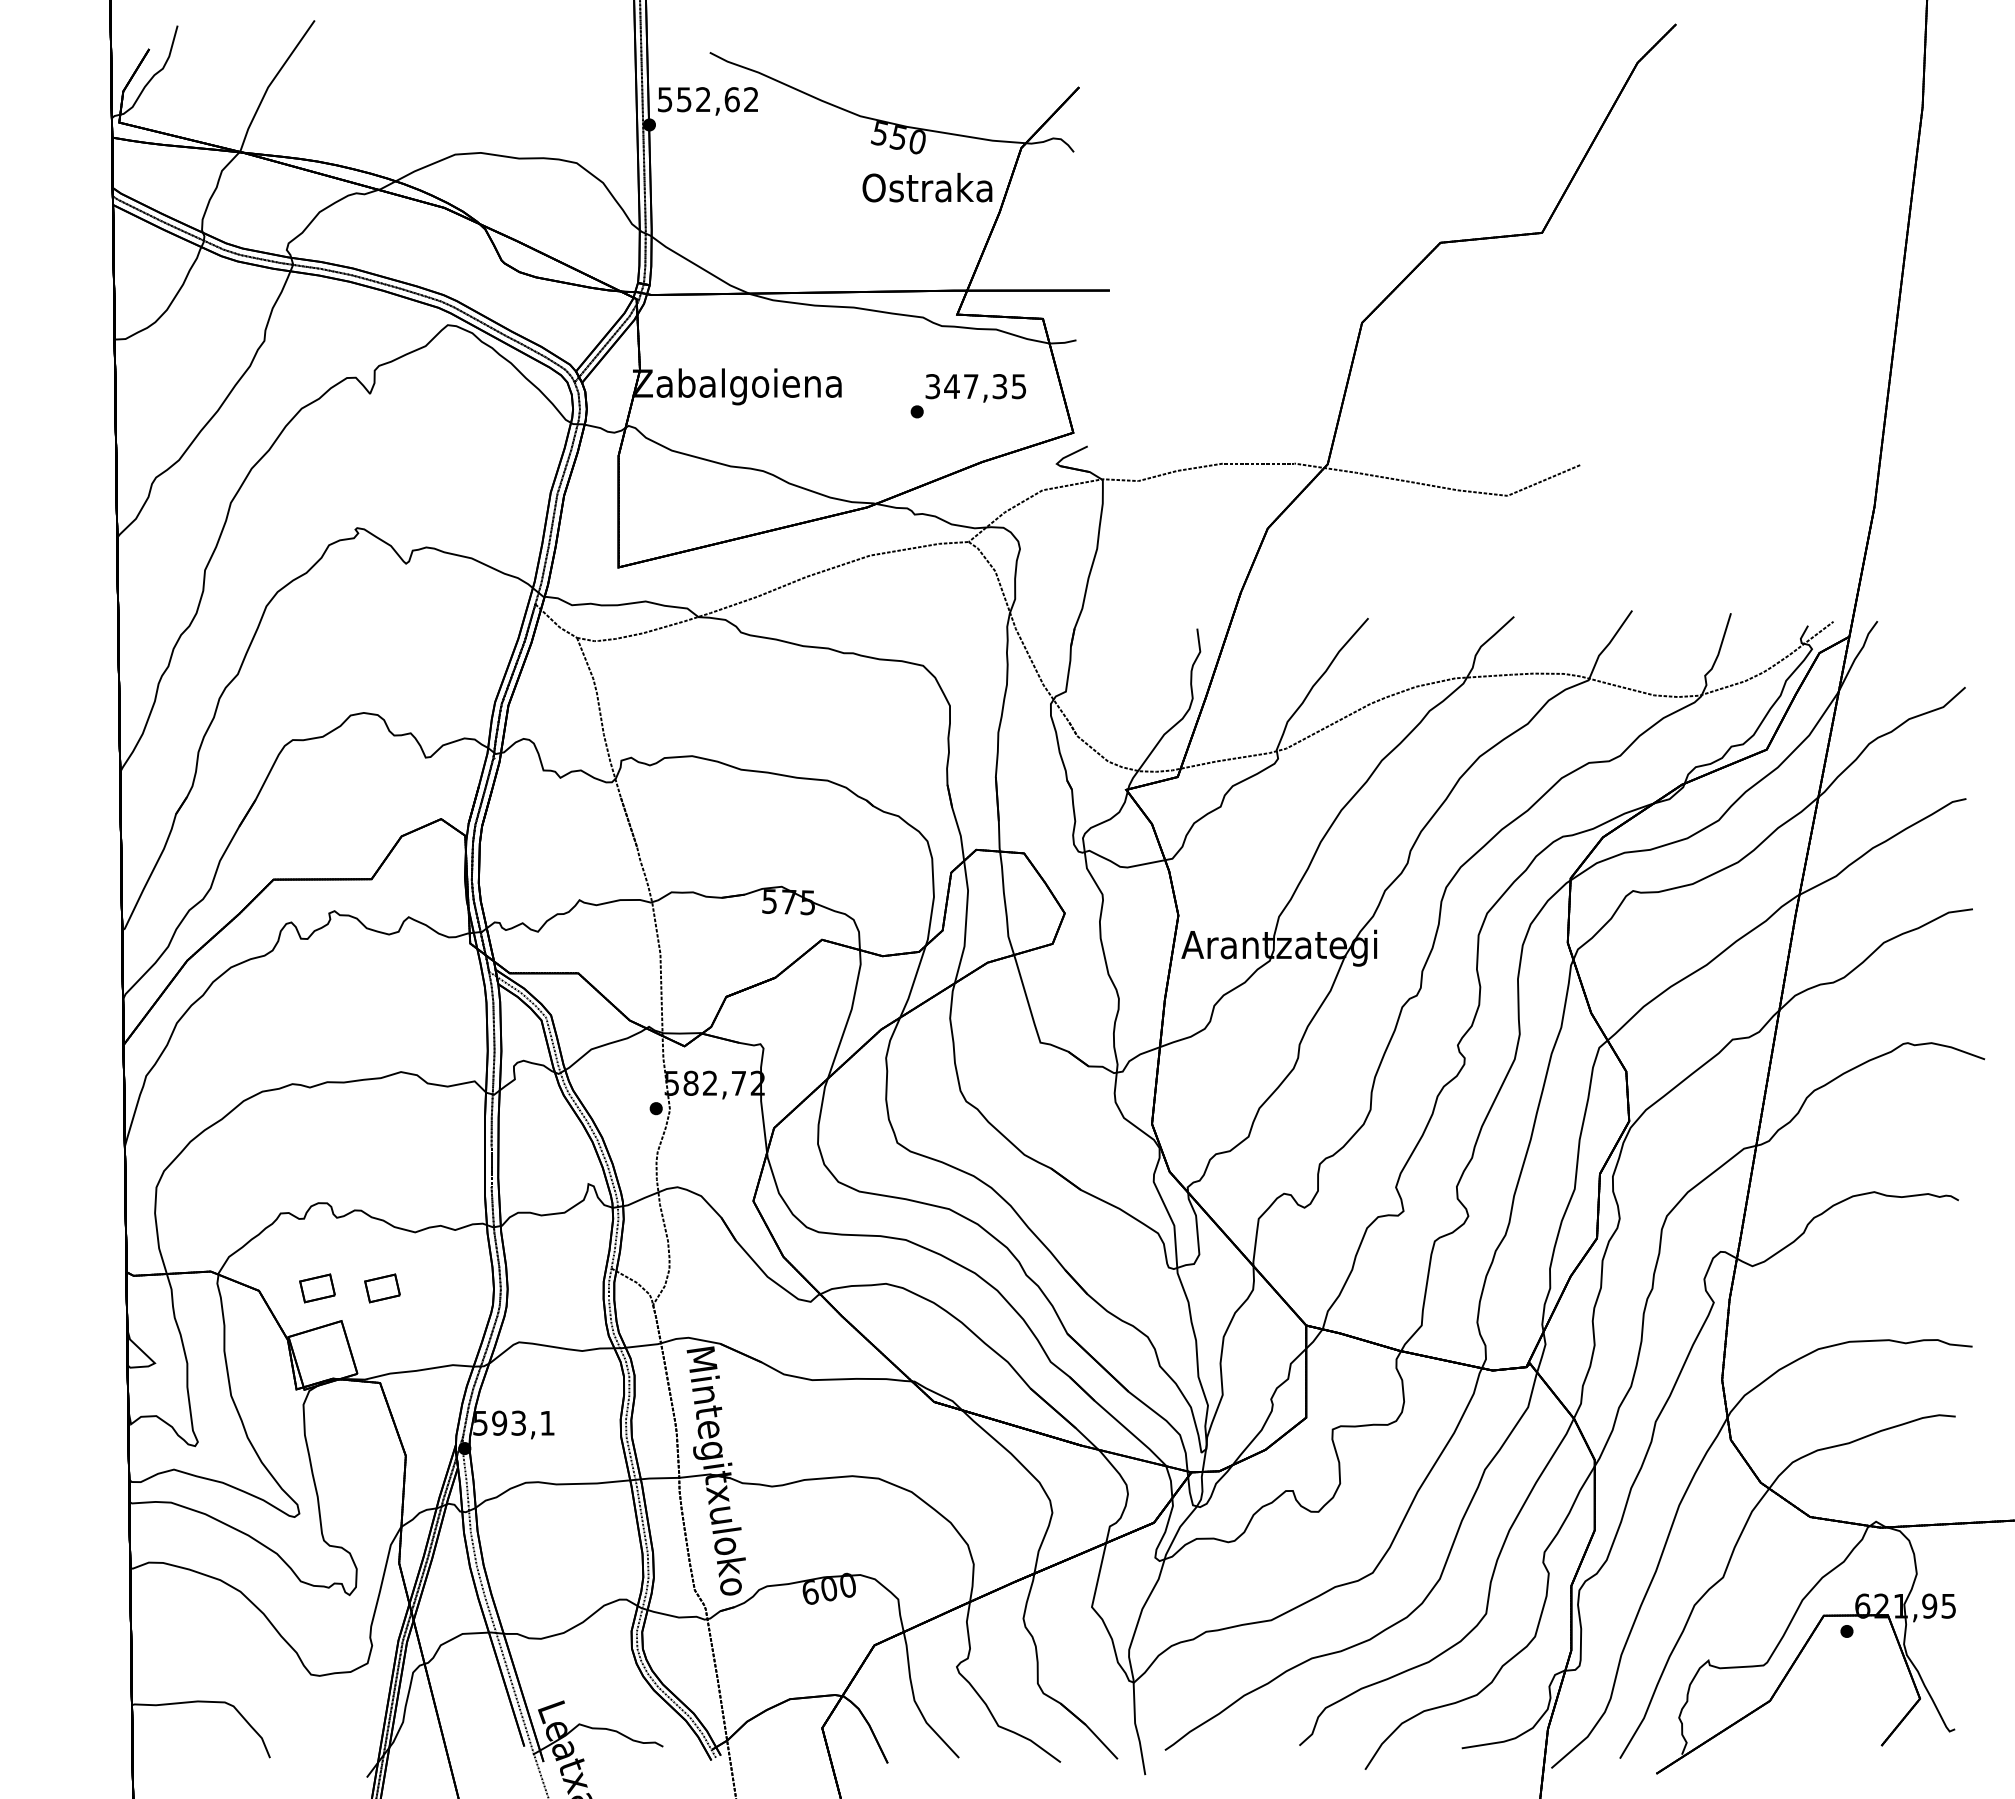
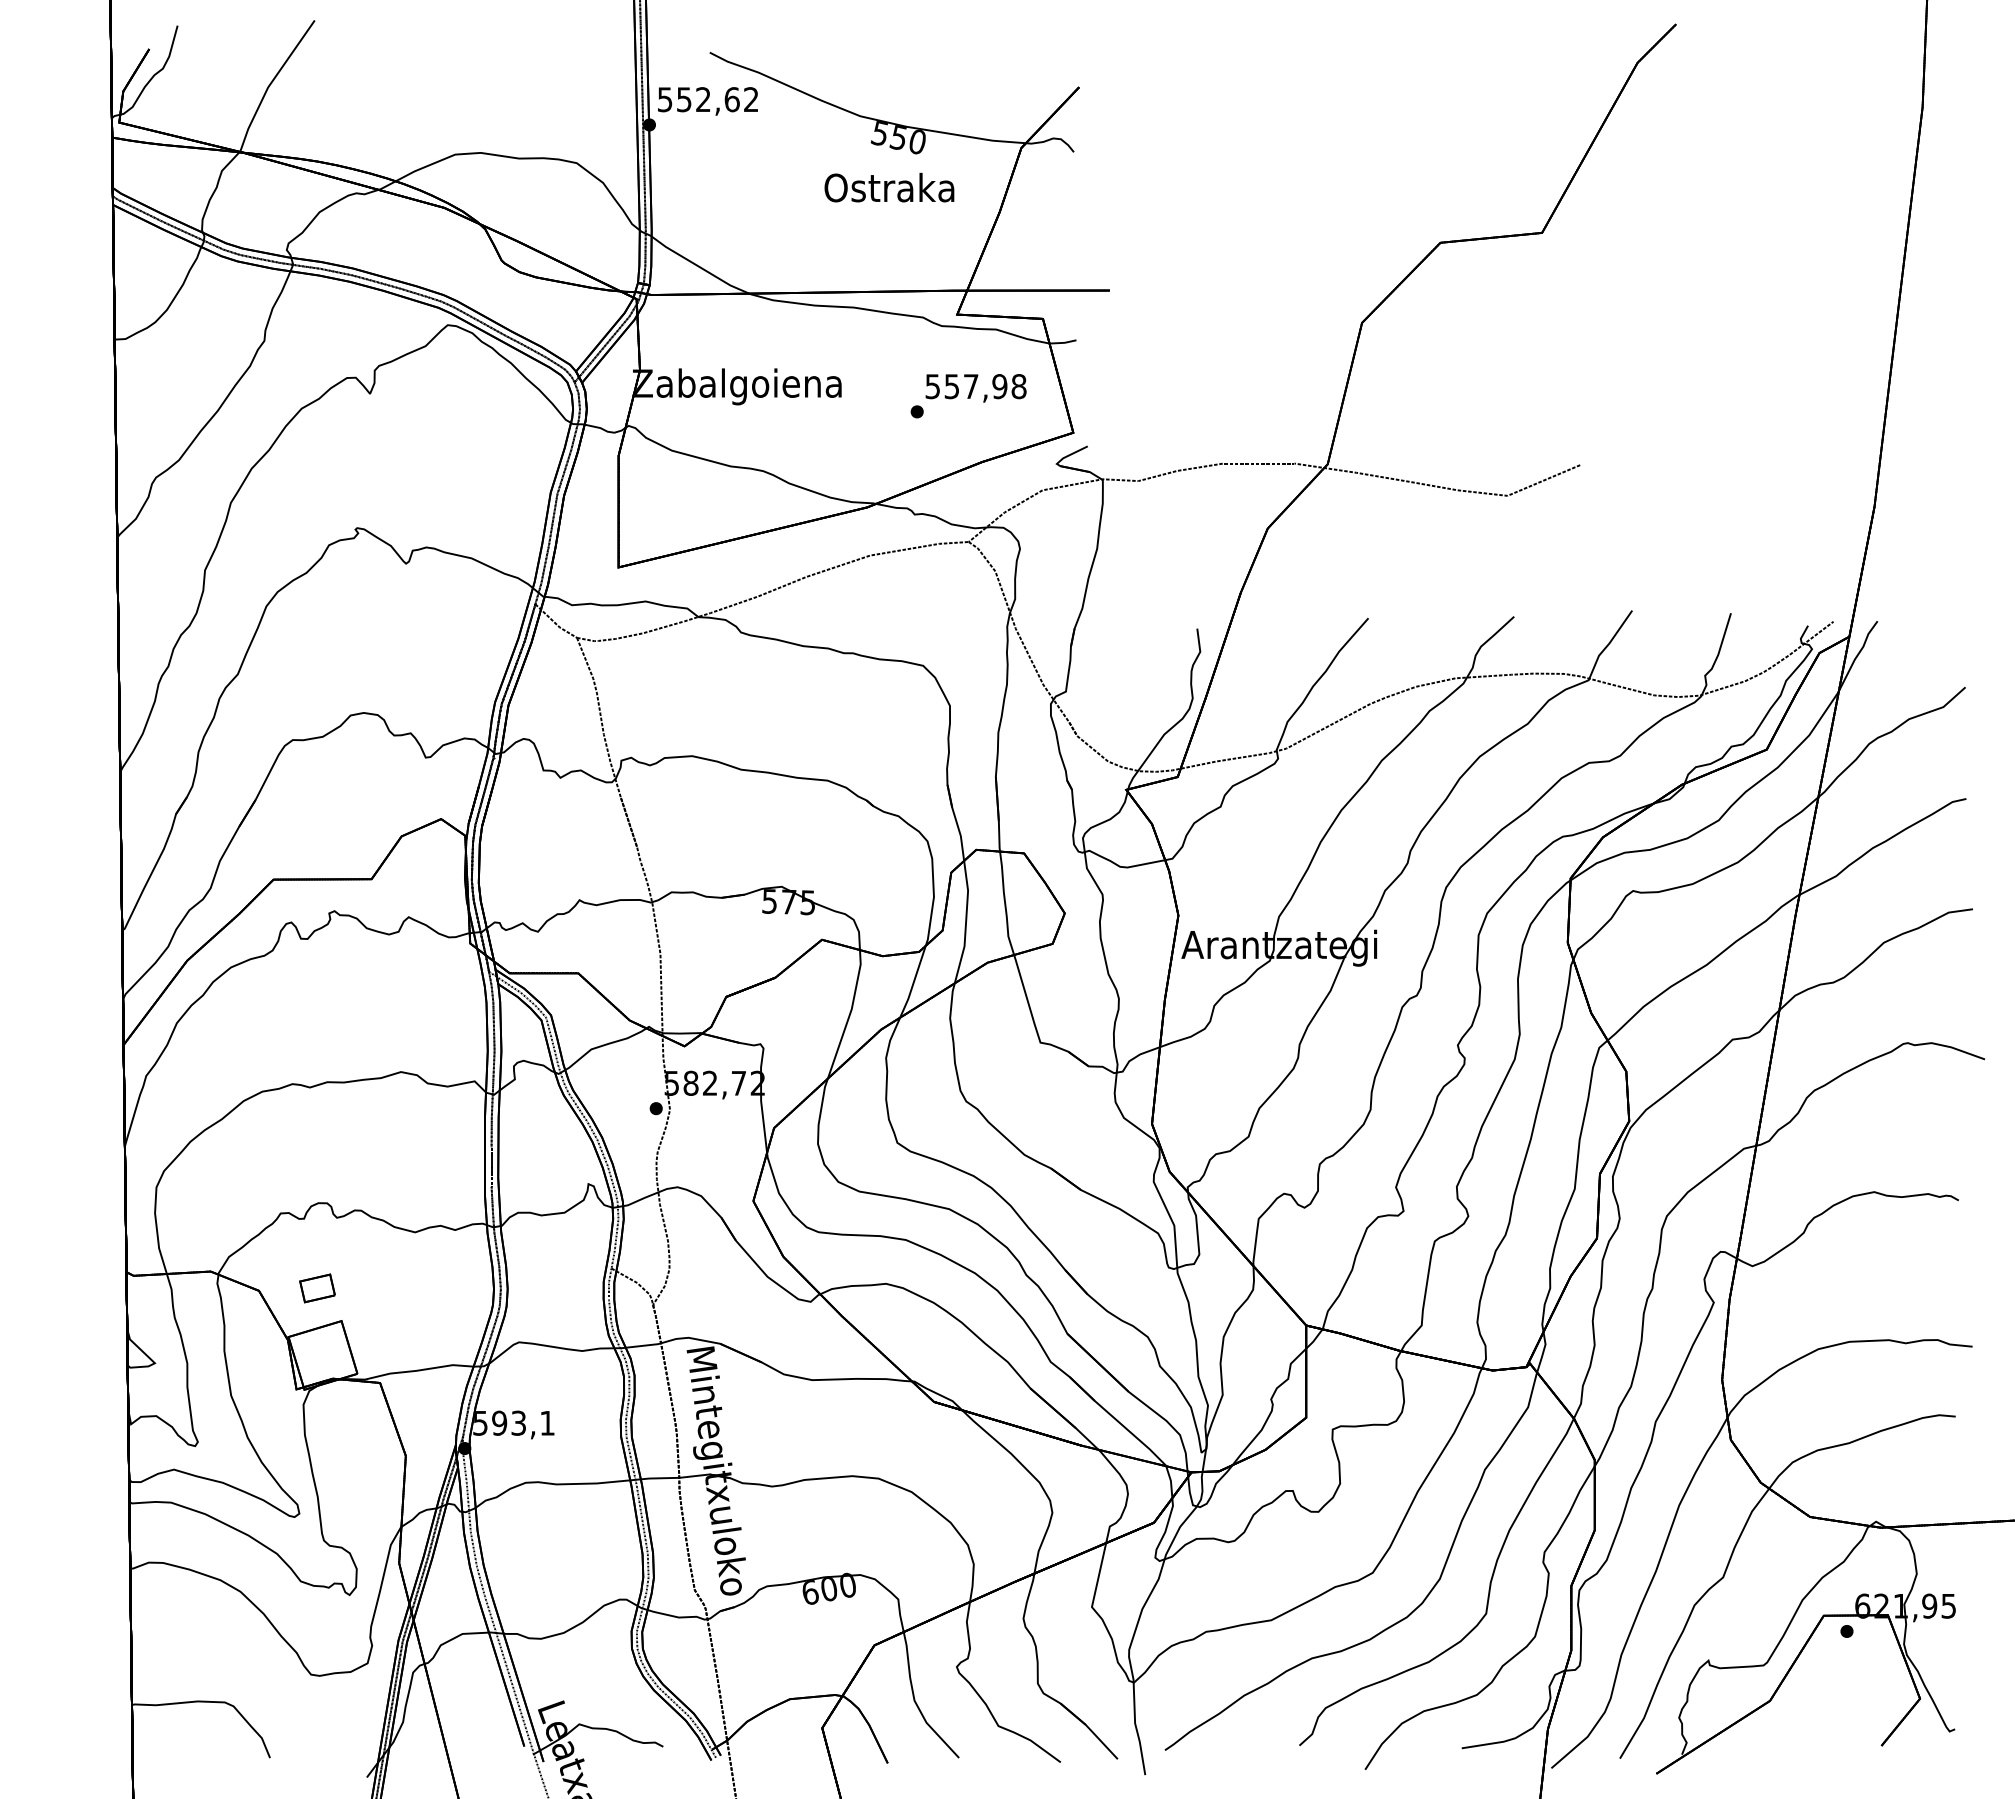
text position: (927, 187) -> (889, 187) (889, 187)
text: 347,35 -> 557,98 (976, 386)
part: present -> none (382, 1288)
